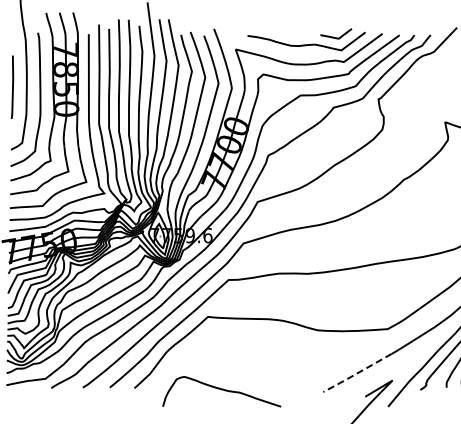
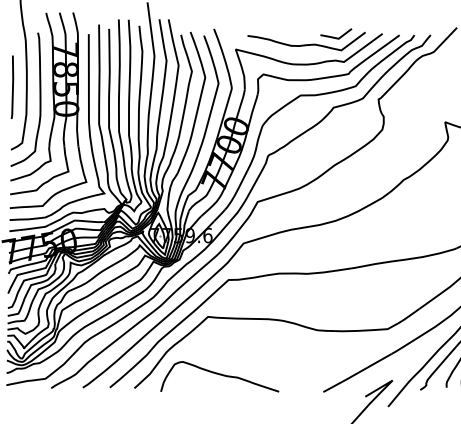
line: dashed -> solid (357, 373)
curve position: (221, 390) -> (219, 375) (219, 375)
